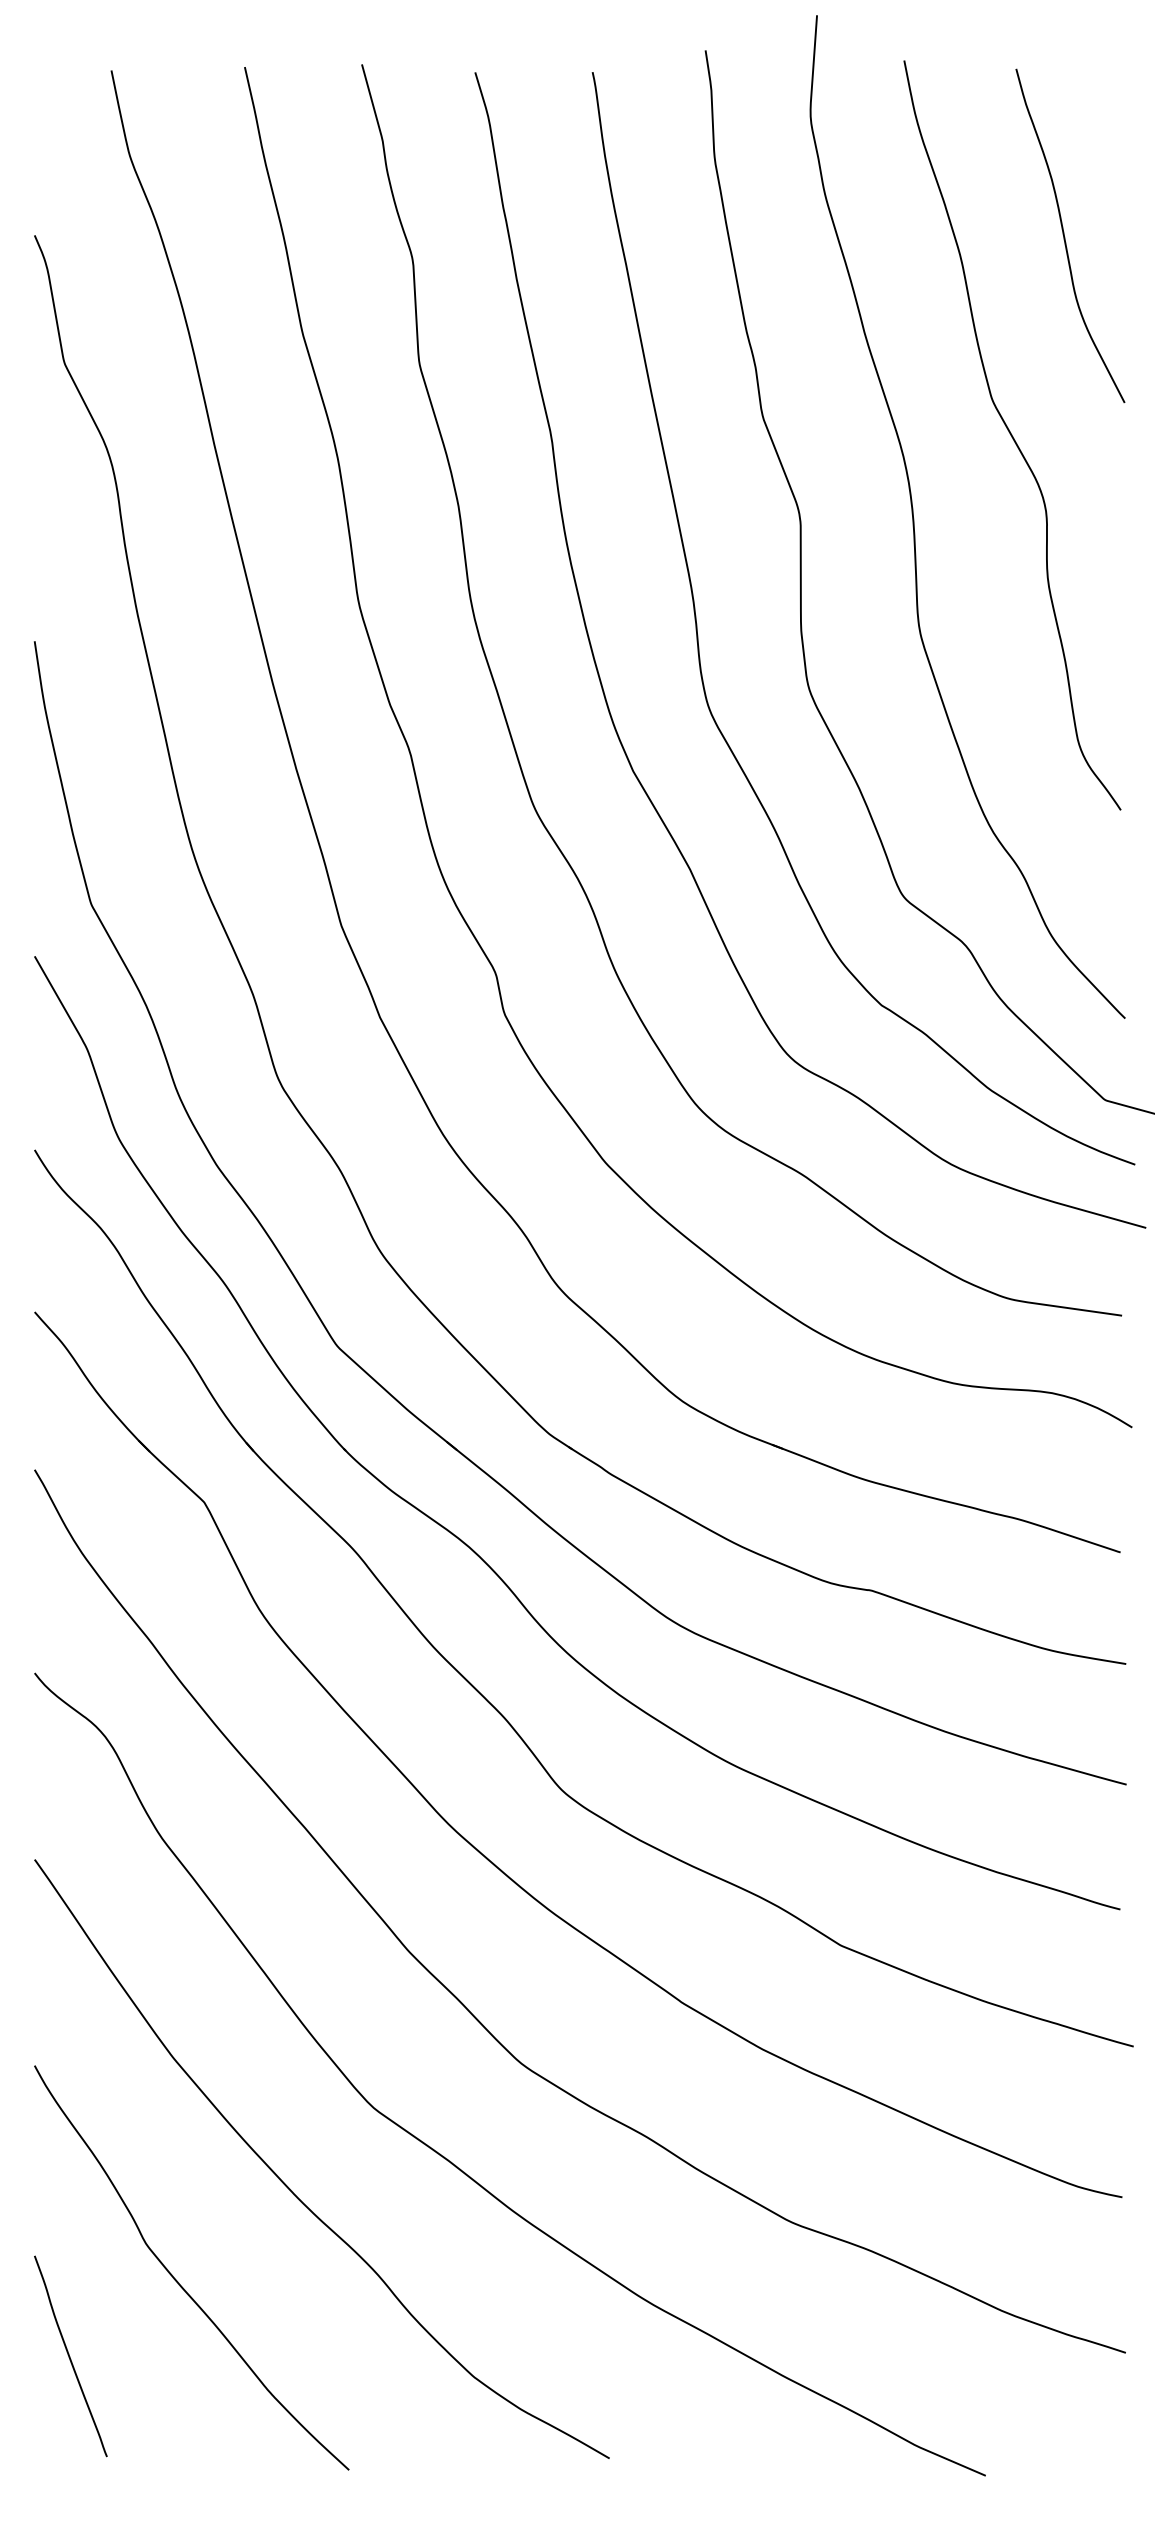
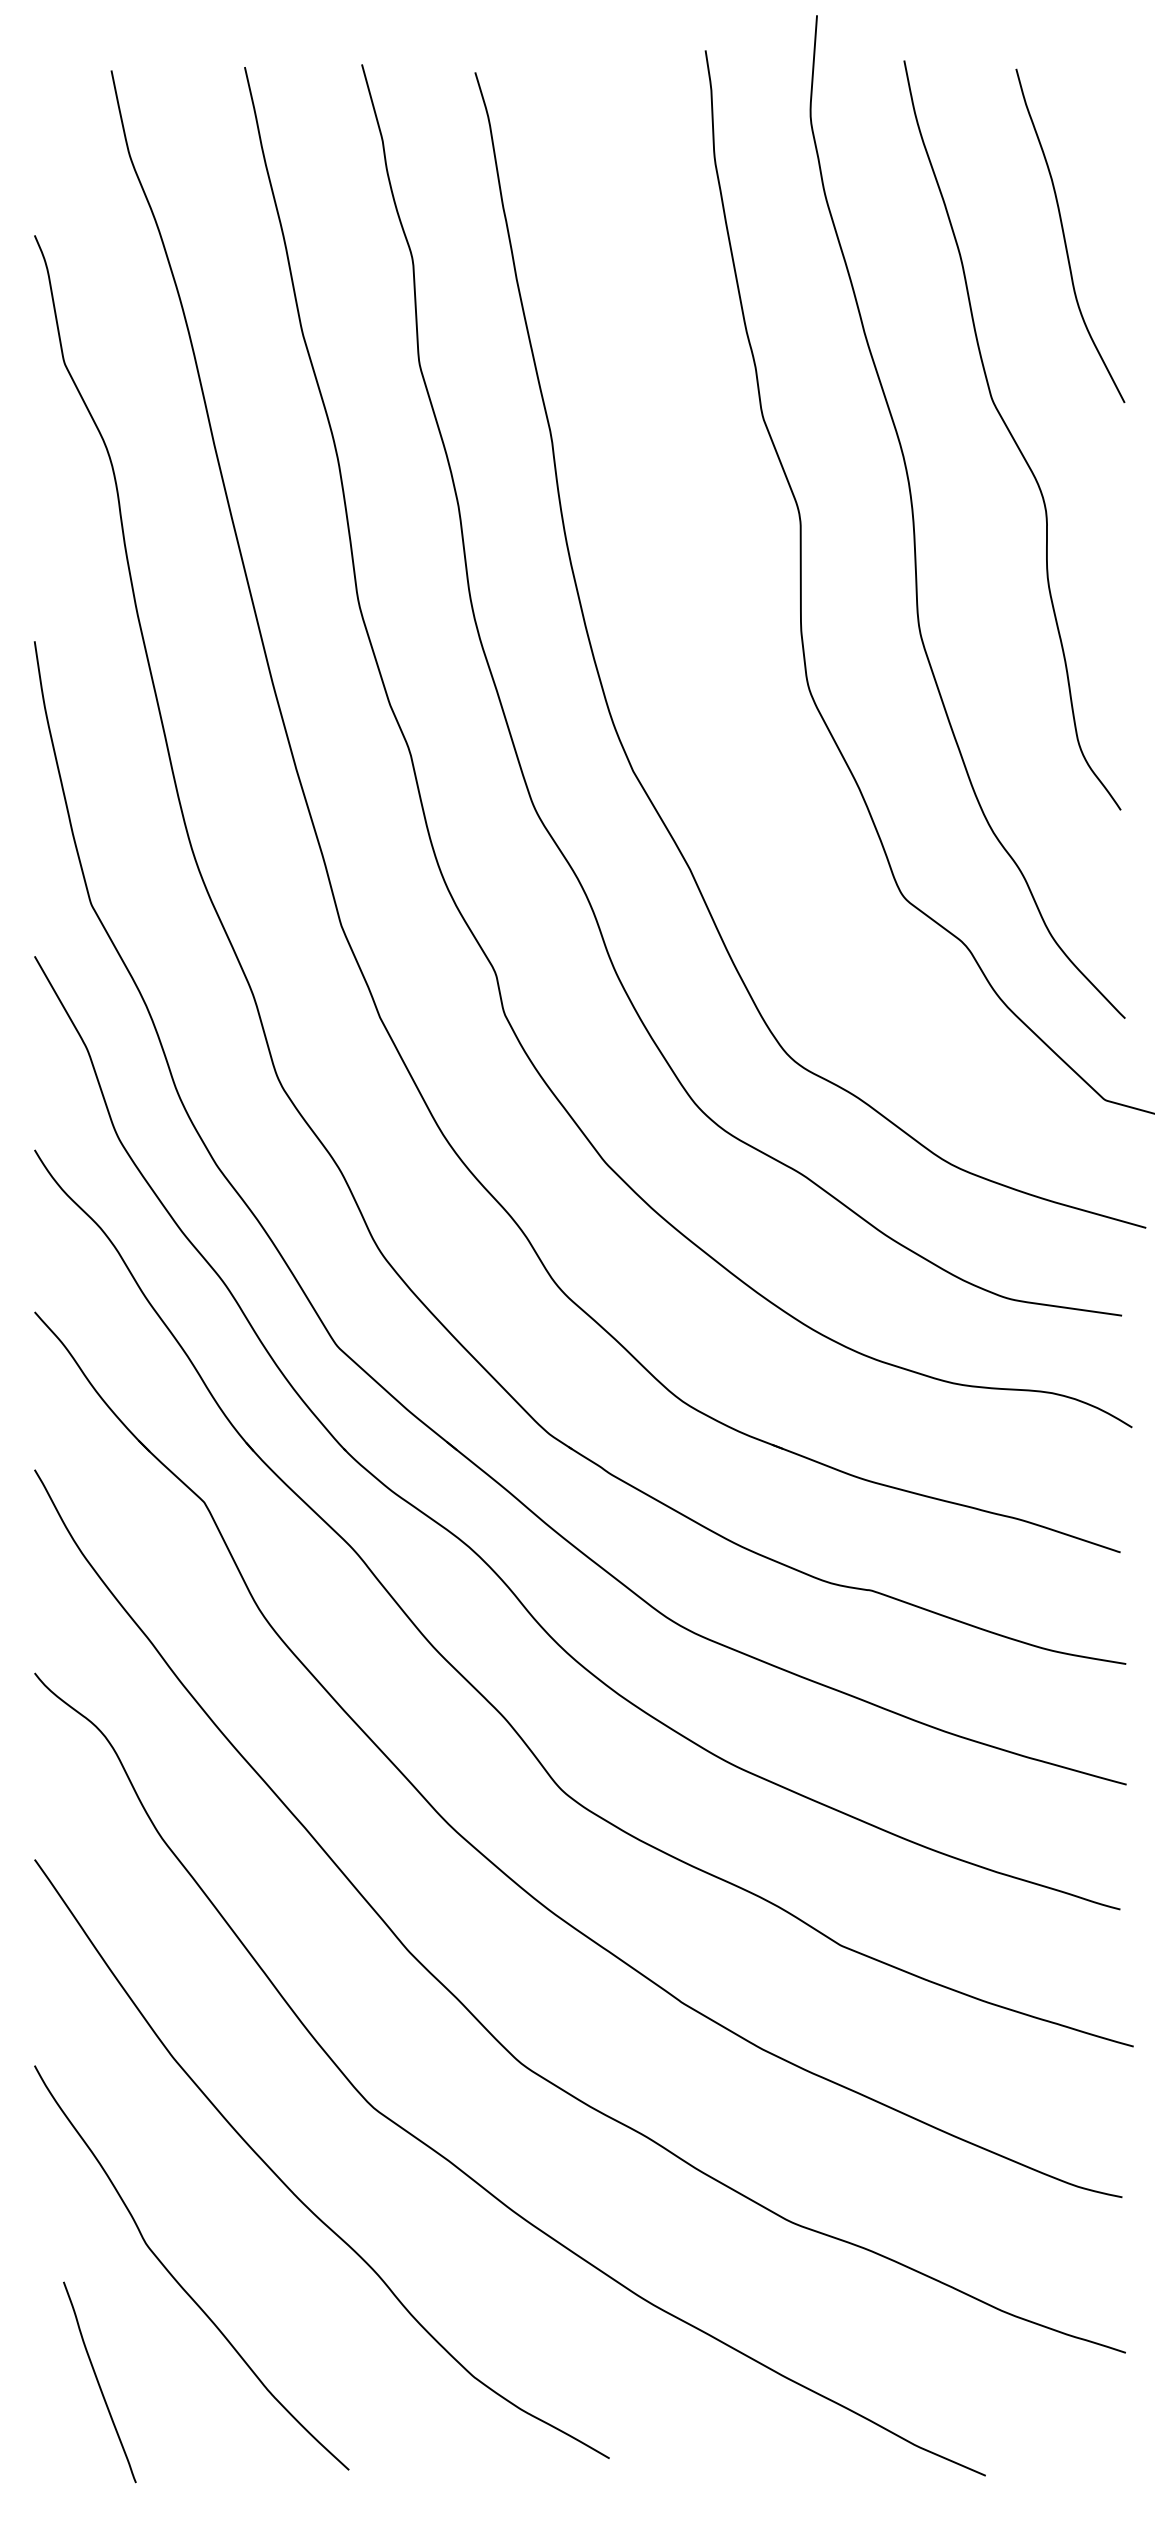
curve: present -> none (698, 635)
curve position: (70, 2356) -> (99, 2382) (99, 2382)
